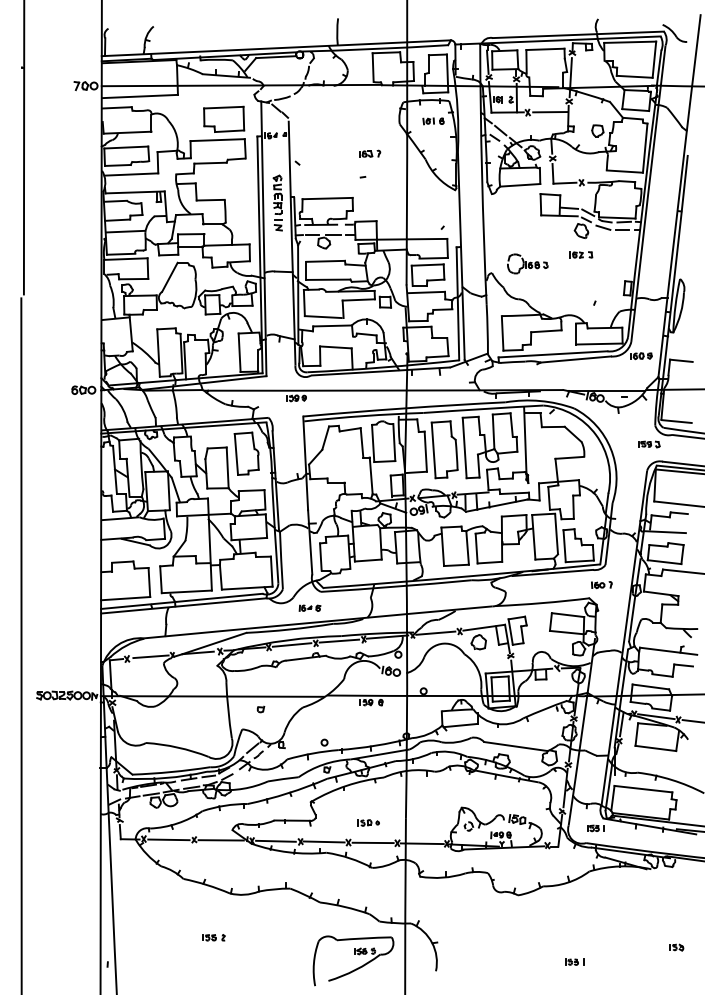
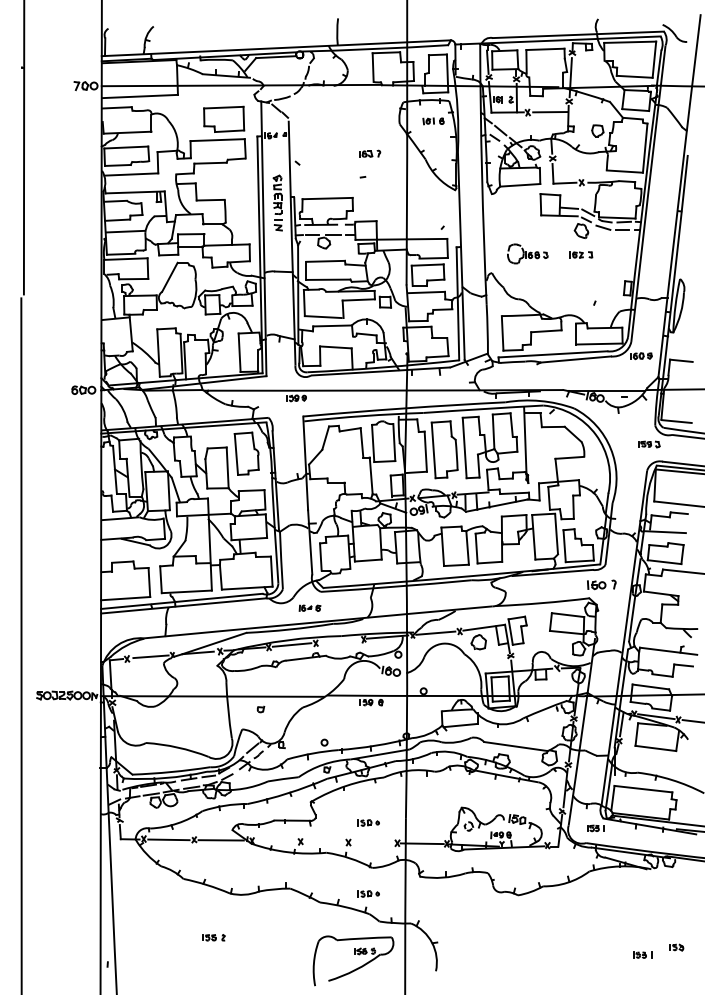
part position: (527, 263) -> (527, 253) (527, 253)
part size: 22x9 px -> 30x12 px (601, 584)
line: present -> none (339, 640)
line: present -> none (275, 840)
line: present -> none (323, 841)
line: present -> none (372, 842)
part: none -> present (368, 893)
part position: (574, 961) -> (642, 954) (642, 954)
